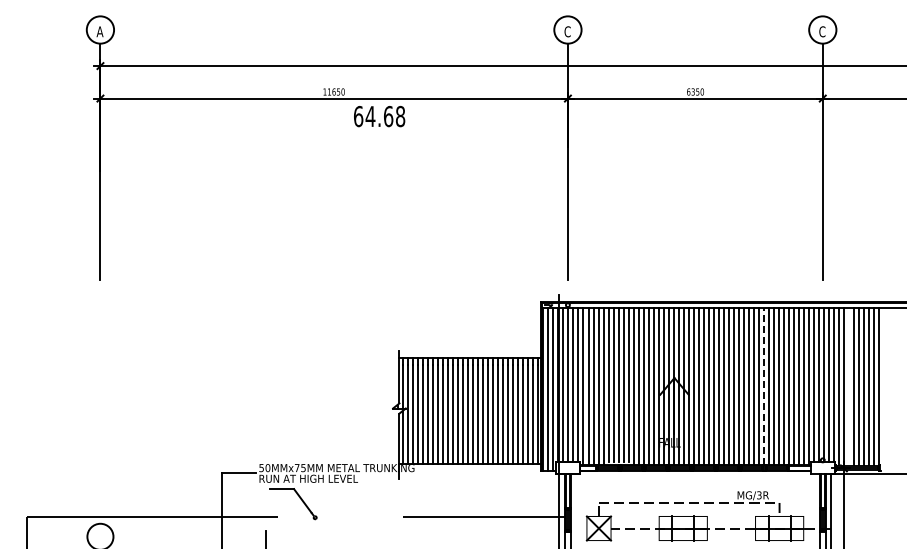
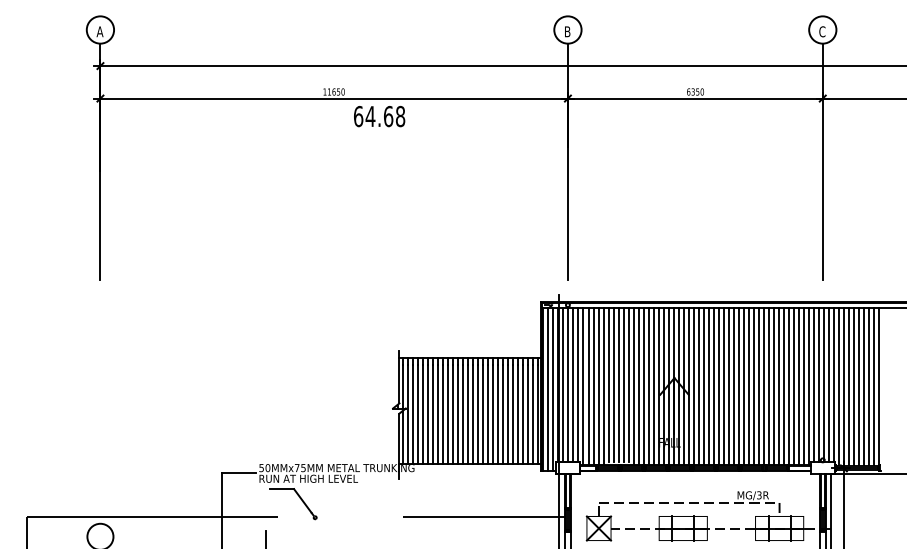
text: C -> B (567, 31)
line: dashed -> solid (764, 386)
line: none -> present (849, 386)
